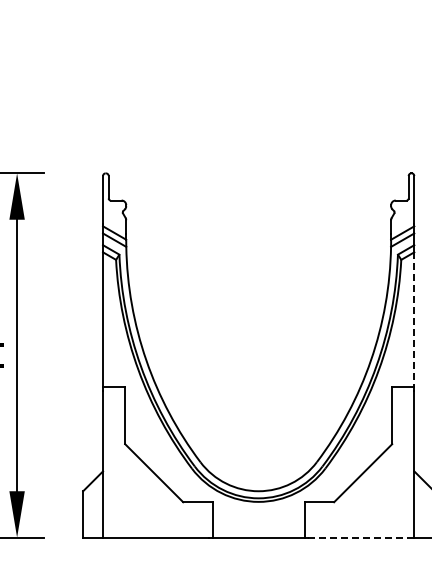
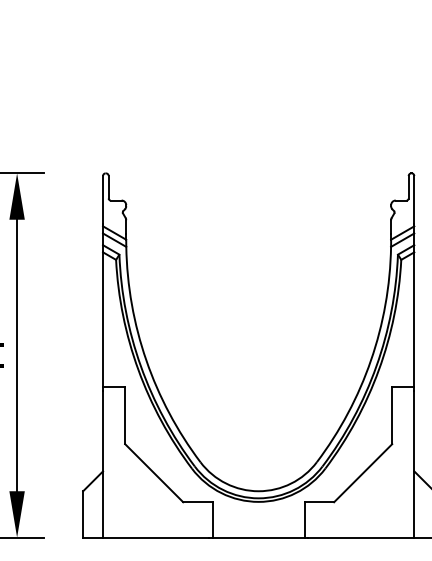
line: dashed -> solid (414, 320)
line: dashed -> solid (361, 537)
